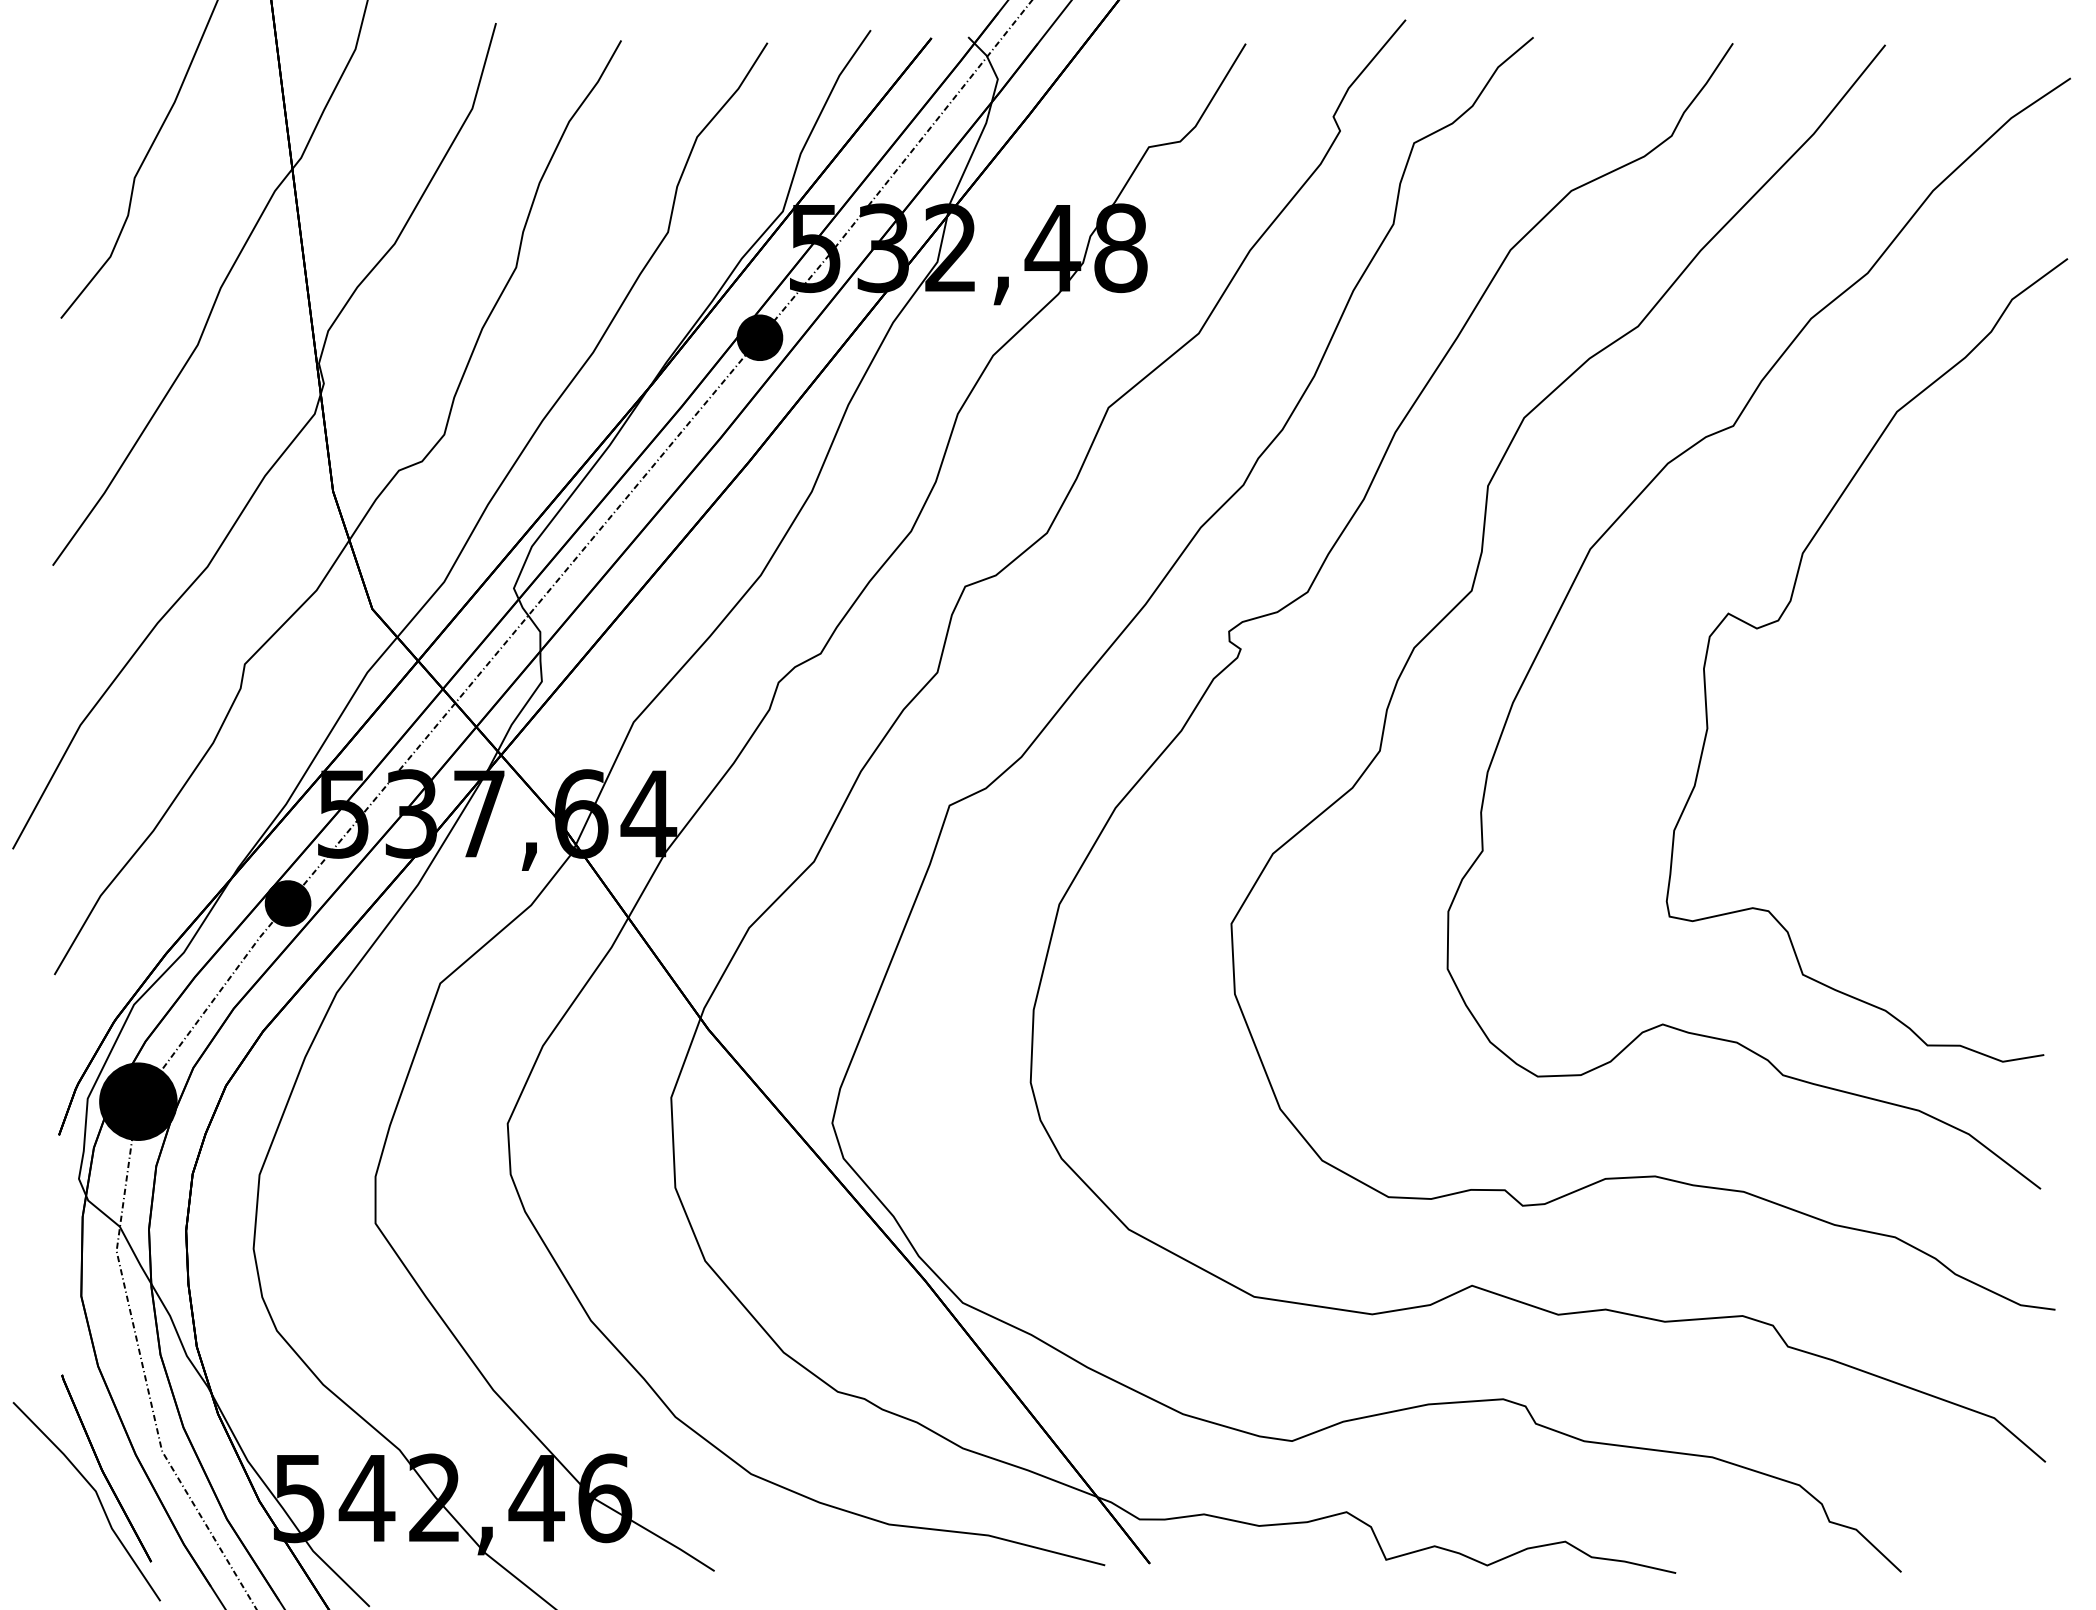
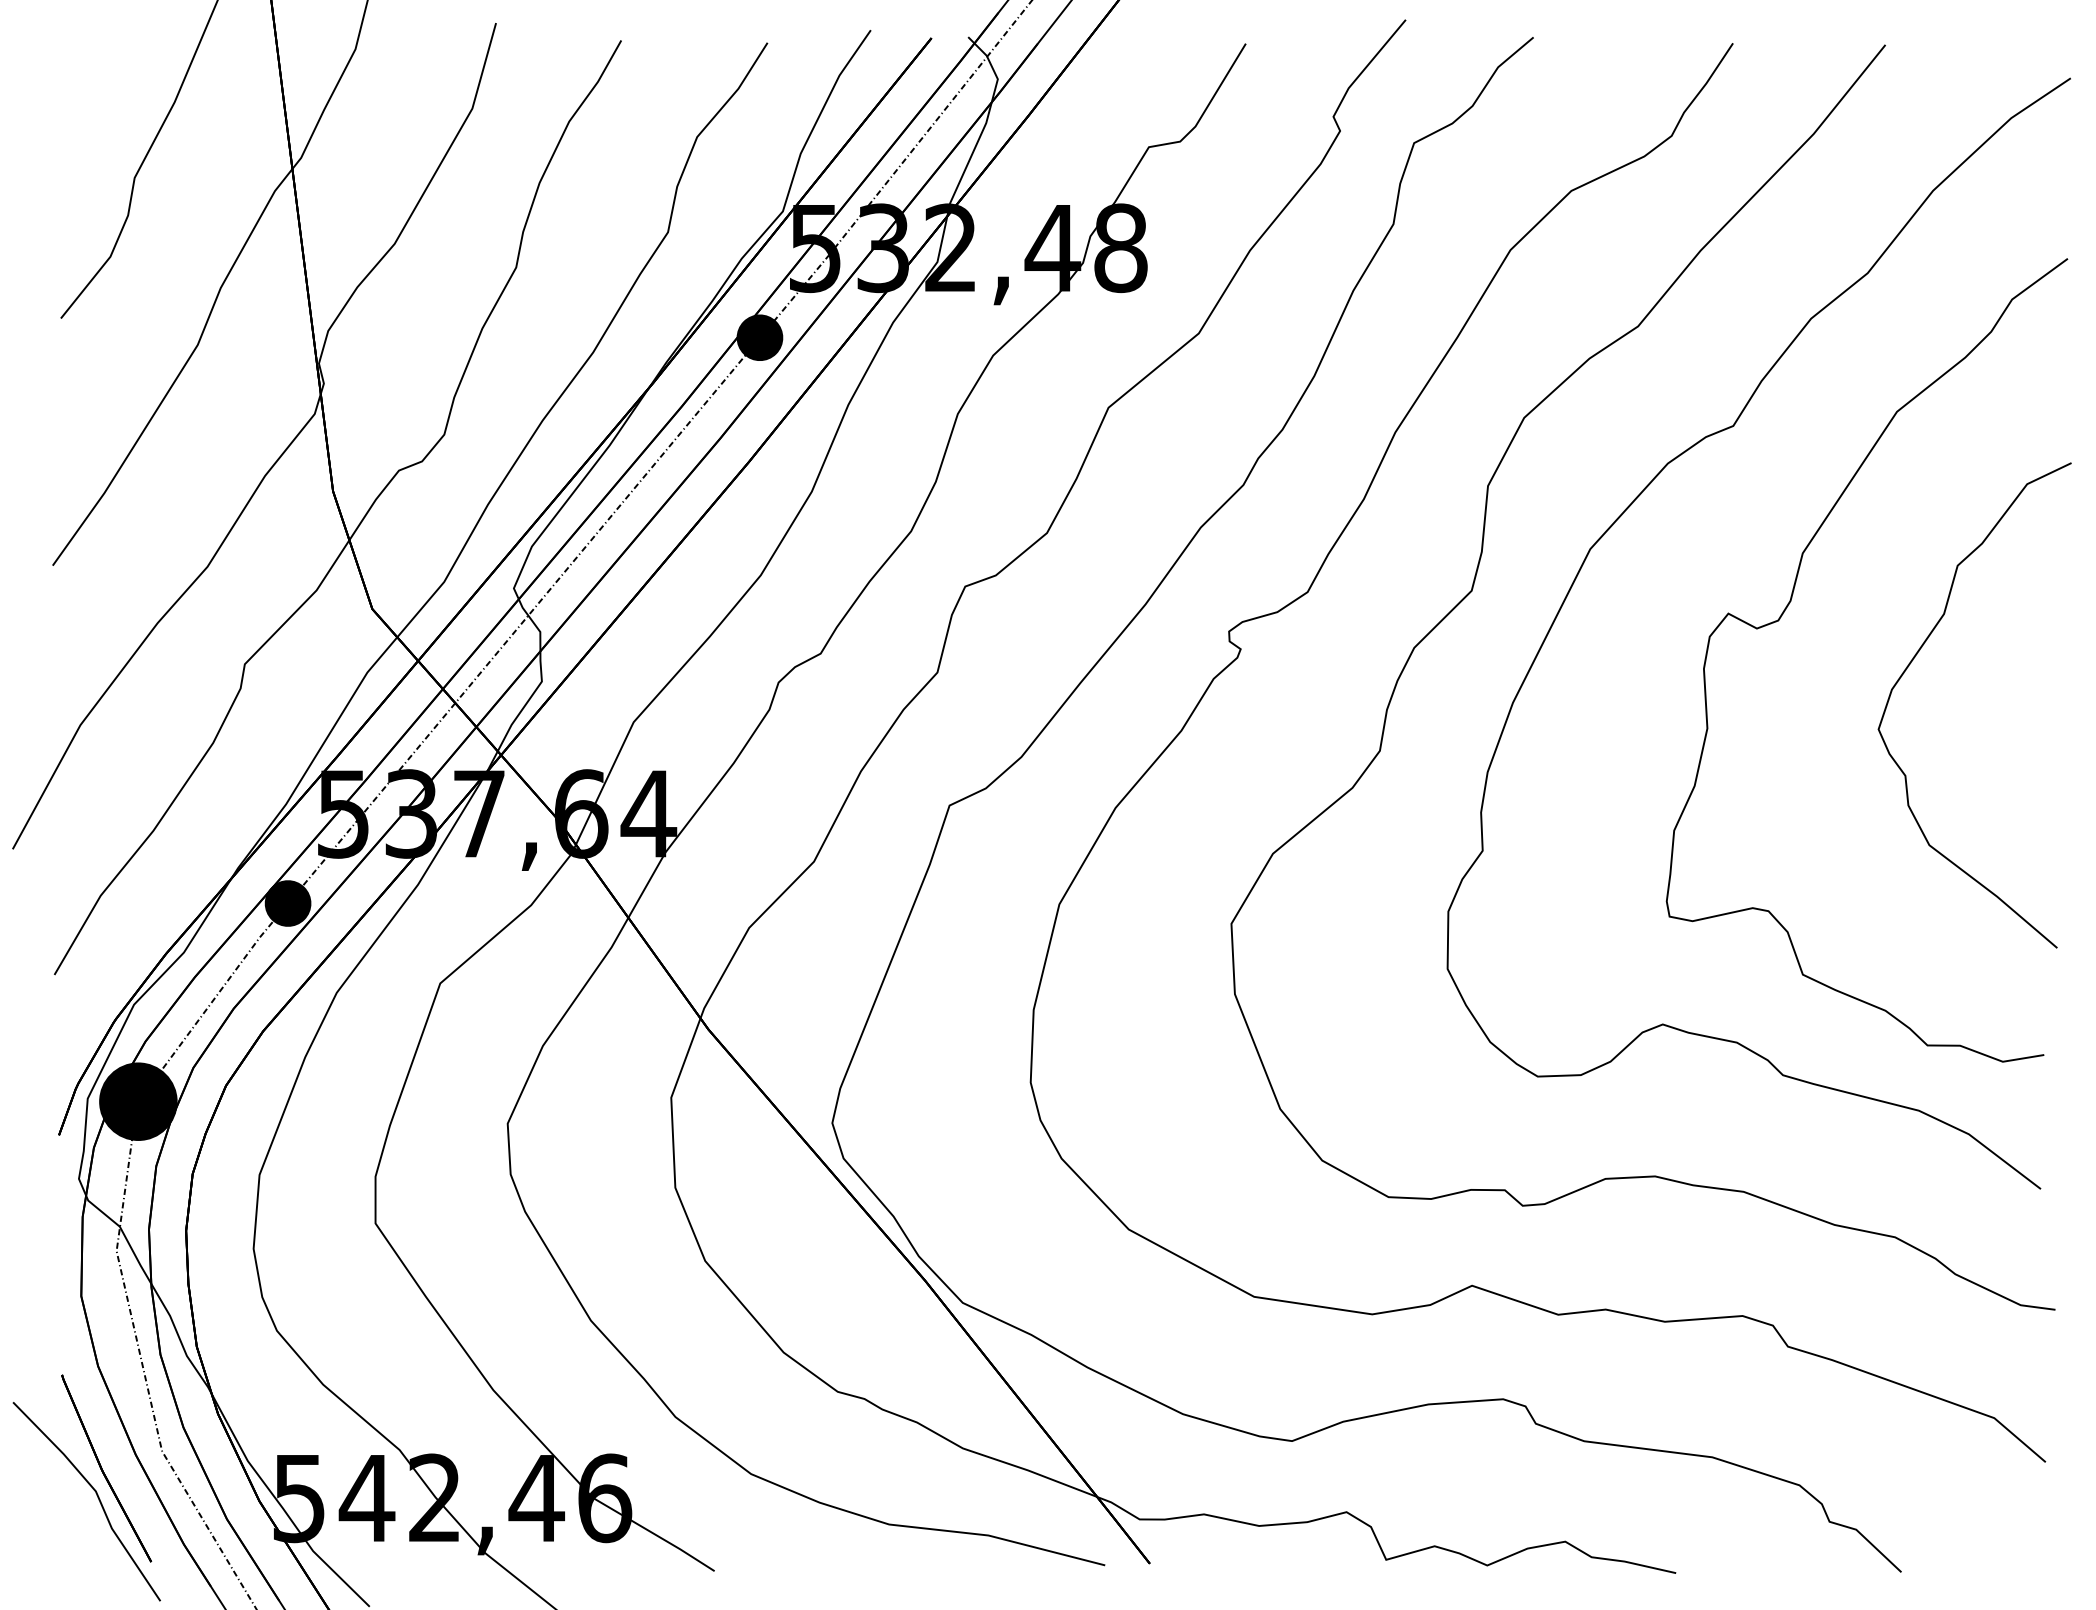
curve: none -> present (1911, 663)
